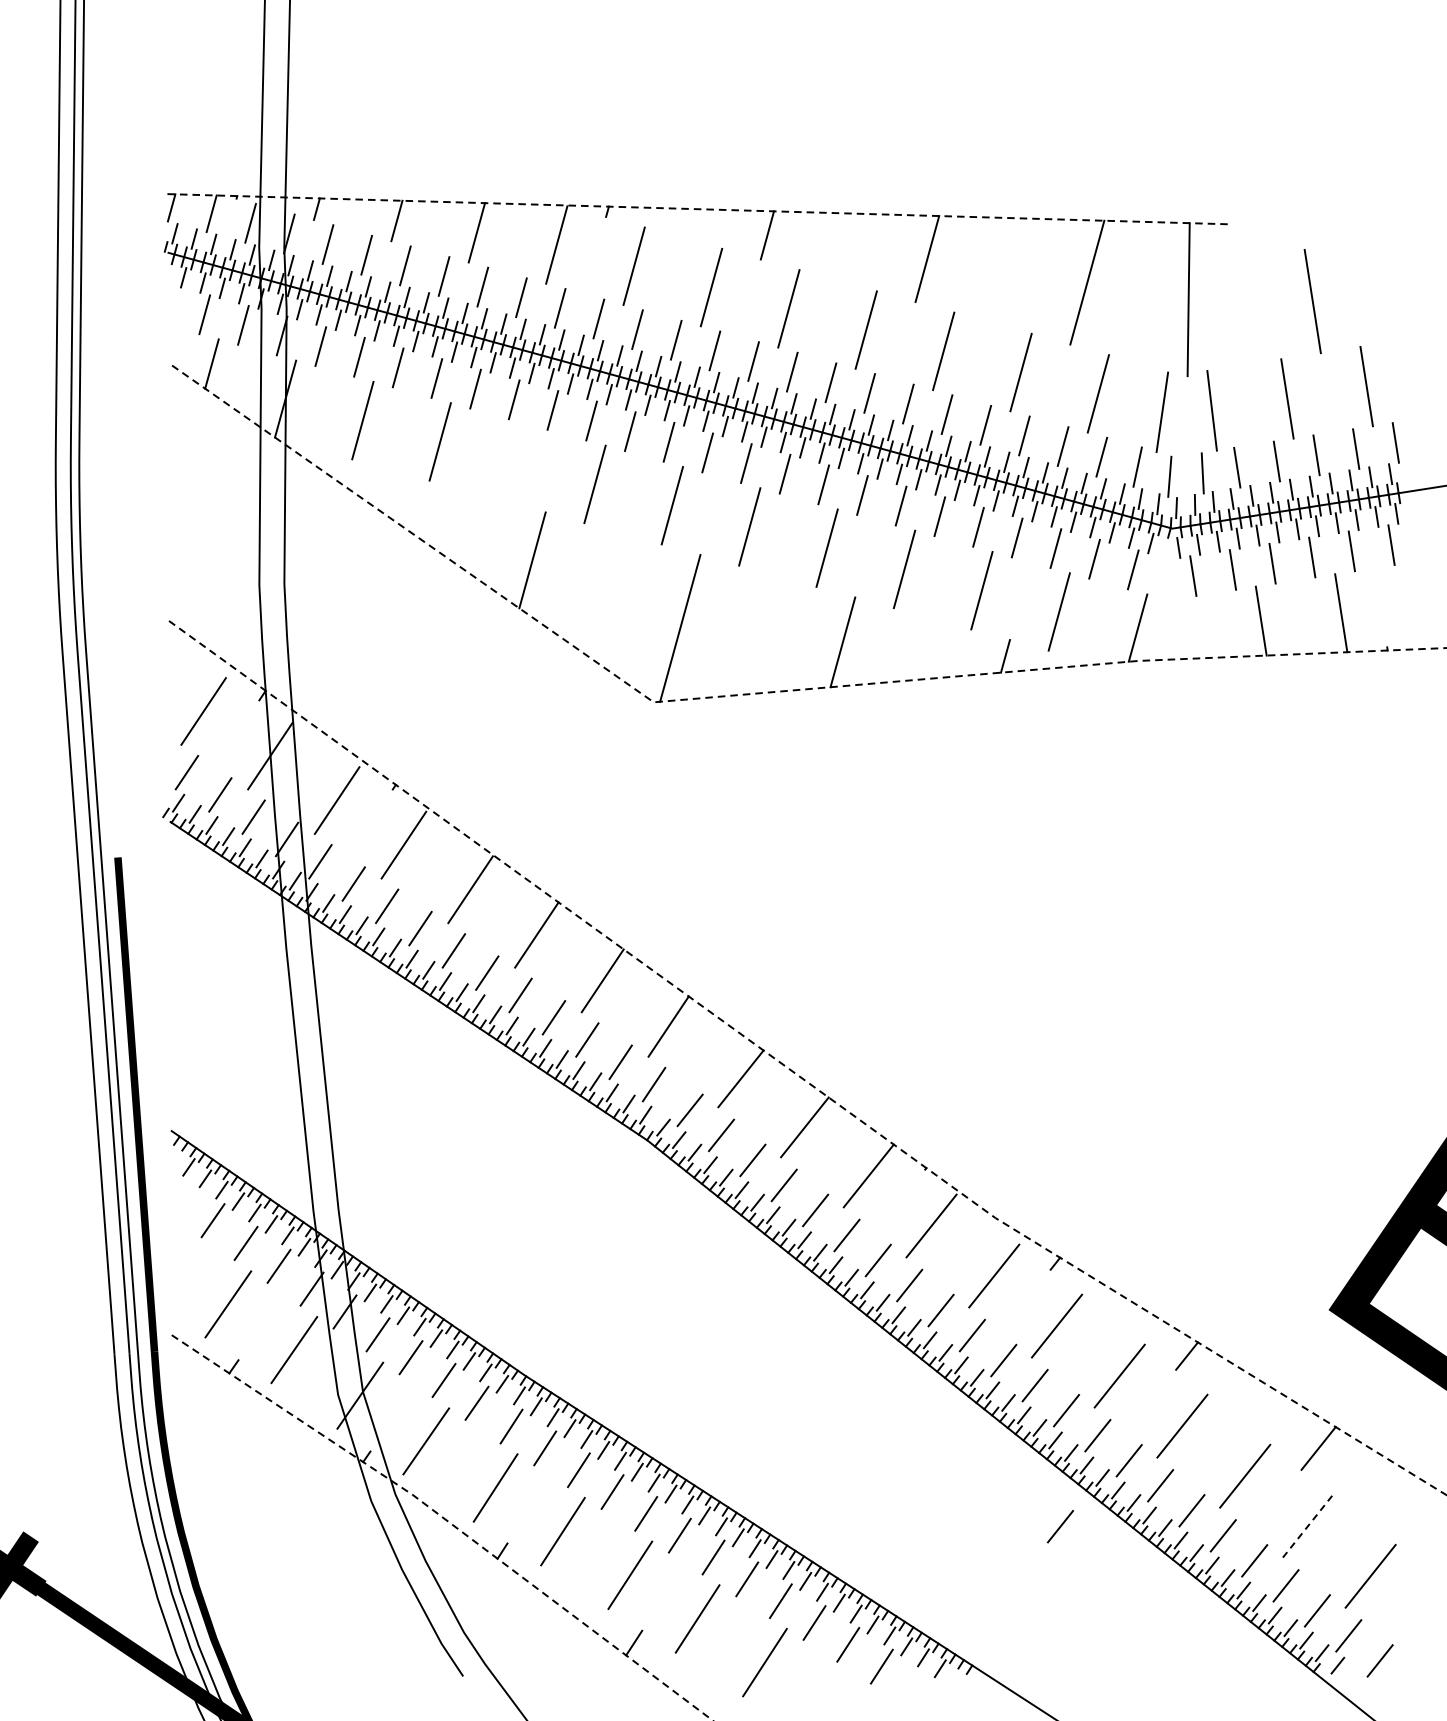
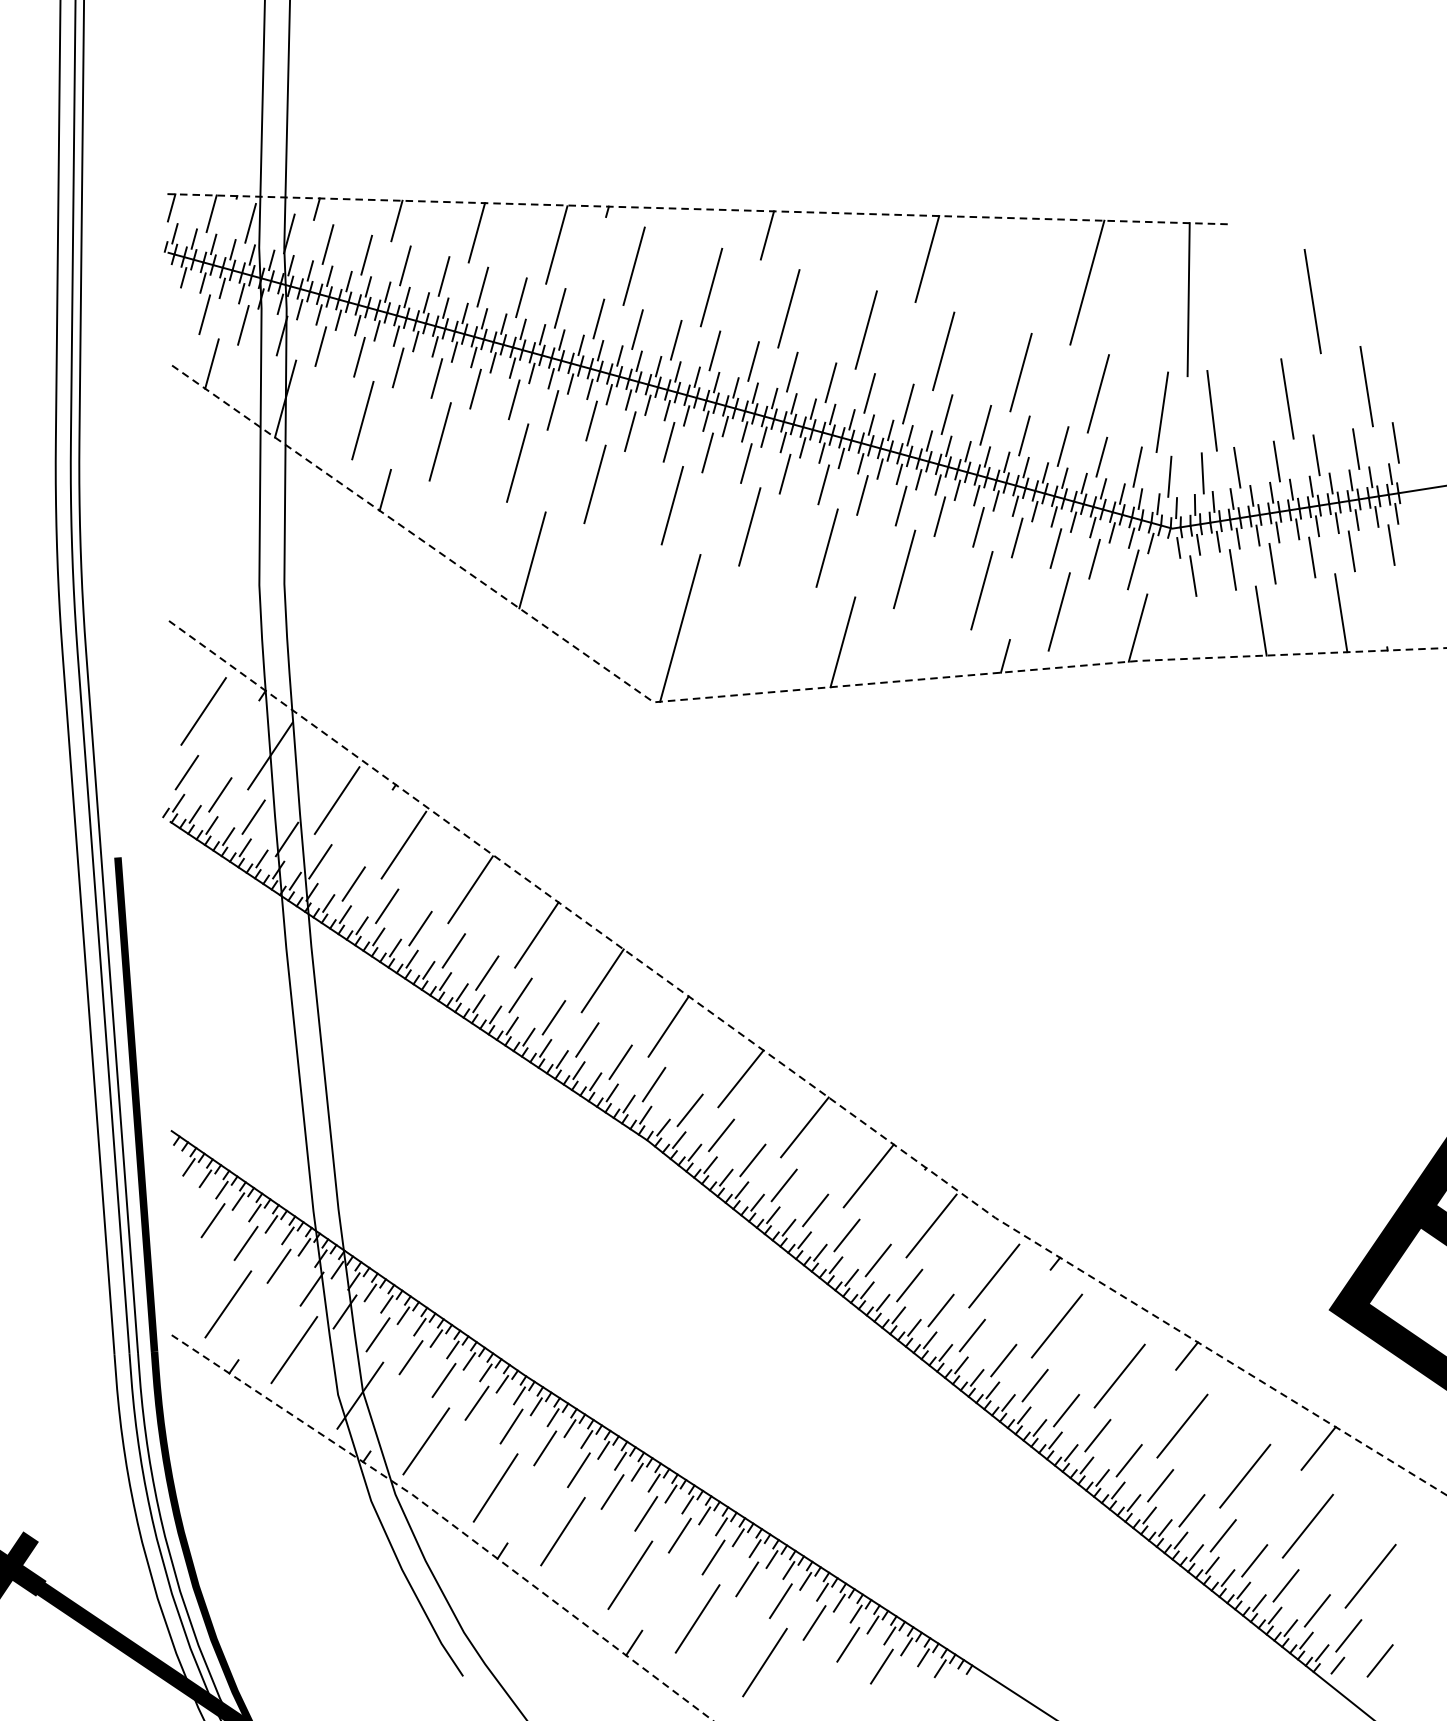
line: none -> present (517, 462)
line: none -> present (384, 489)
line: dashed -> solid (1308, 1525)
line: present -> none (1060, 1526)
